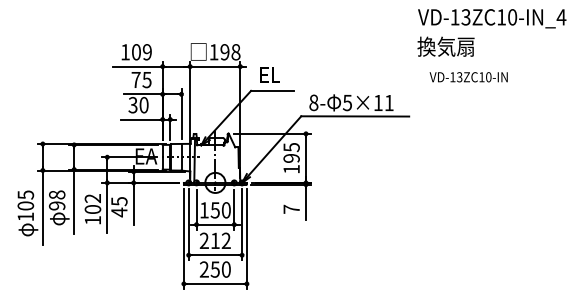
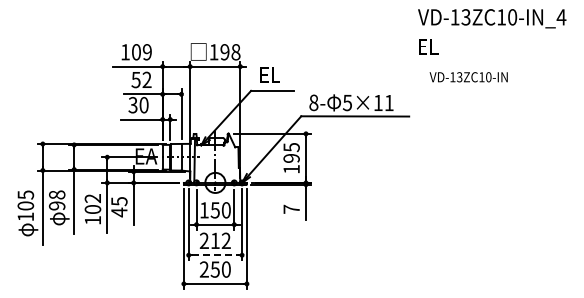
text: 換気扇 -> EL (445, 46)
text: 75 -> 52 (141, 79)
line: solid -> dashed (215, 255)
